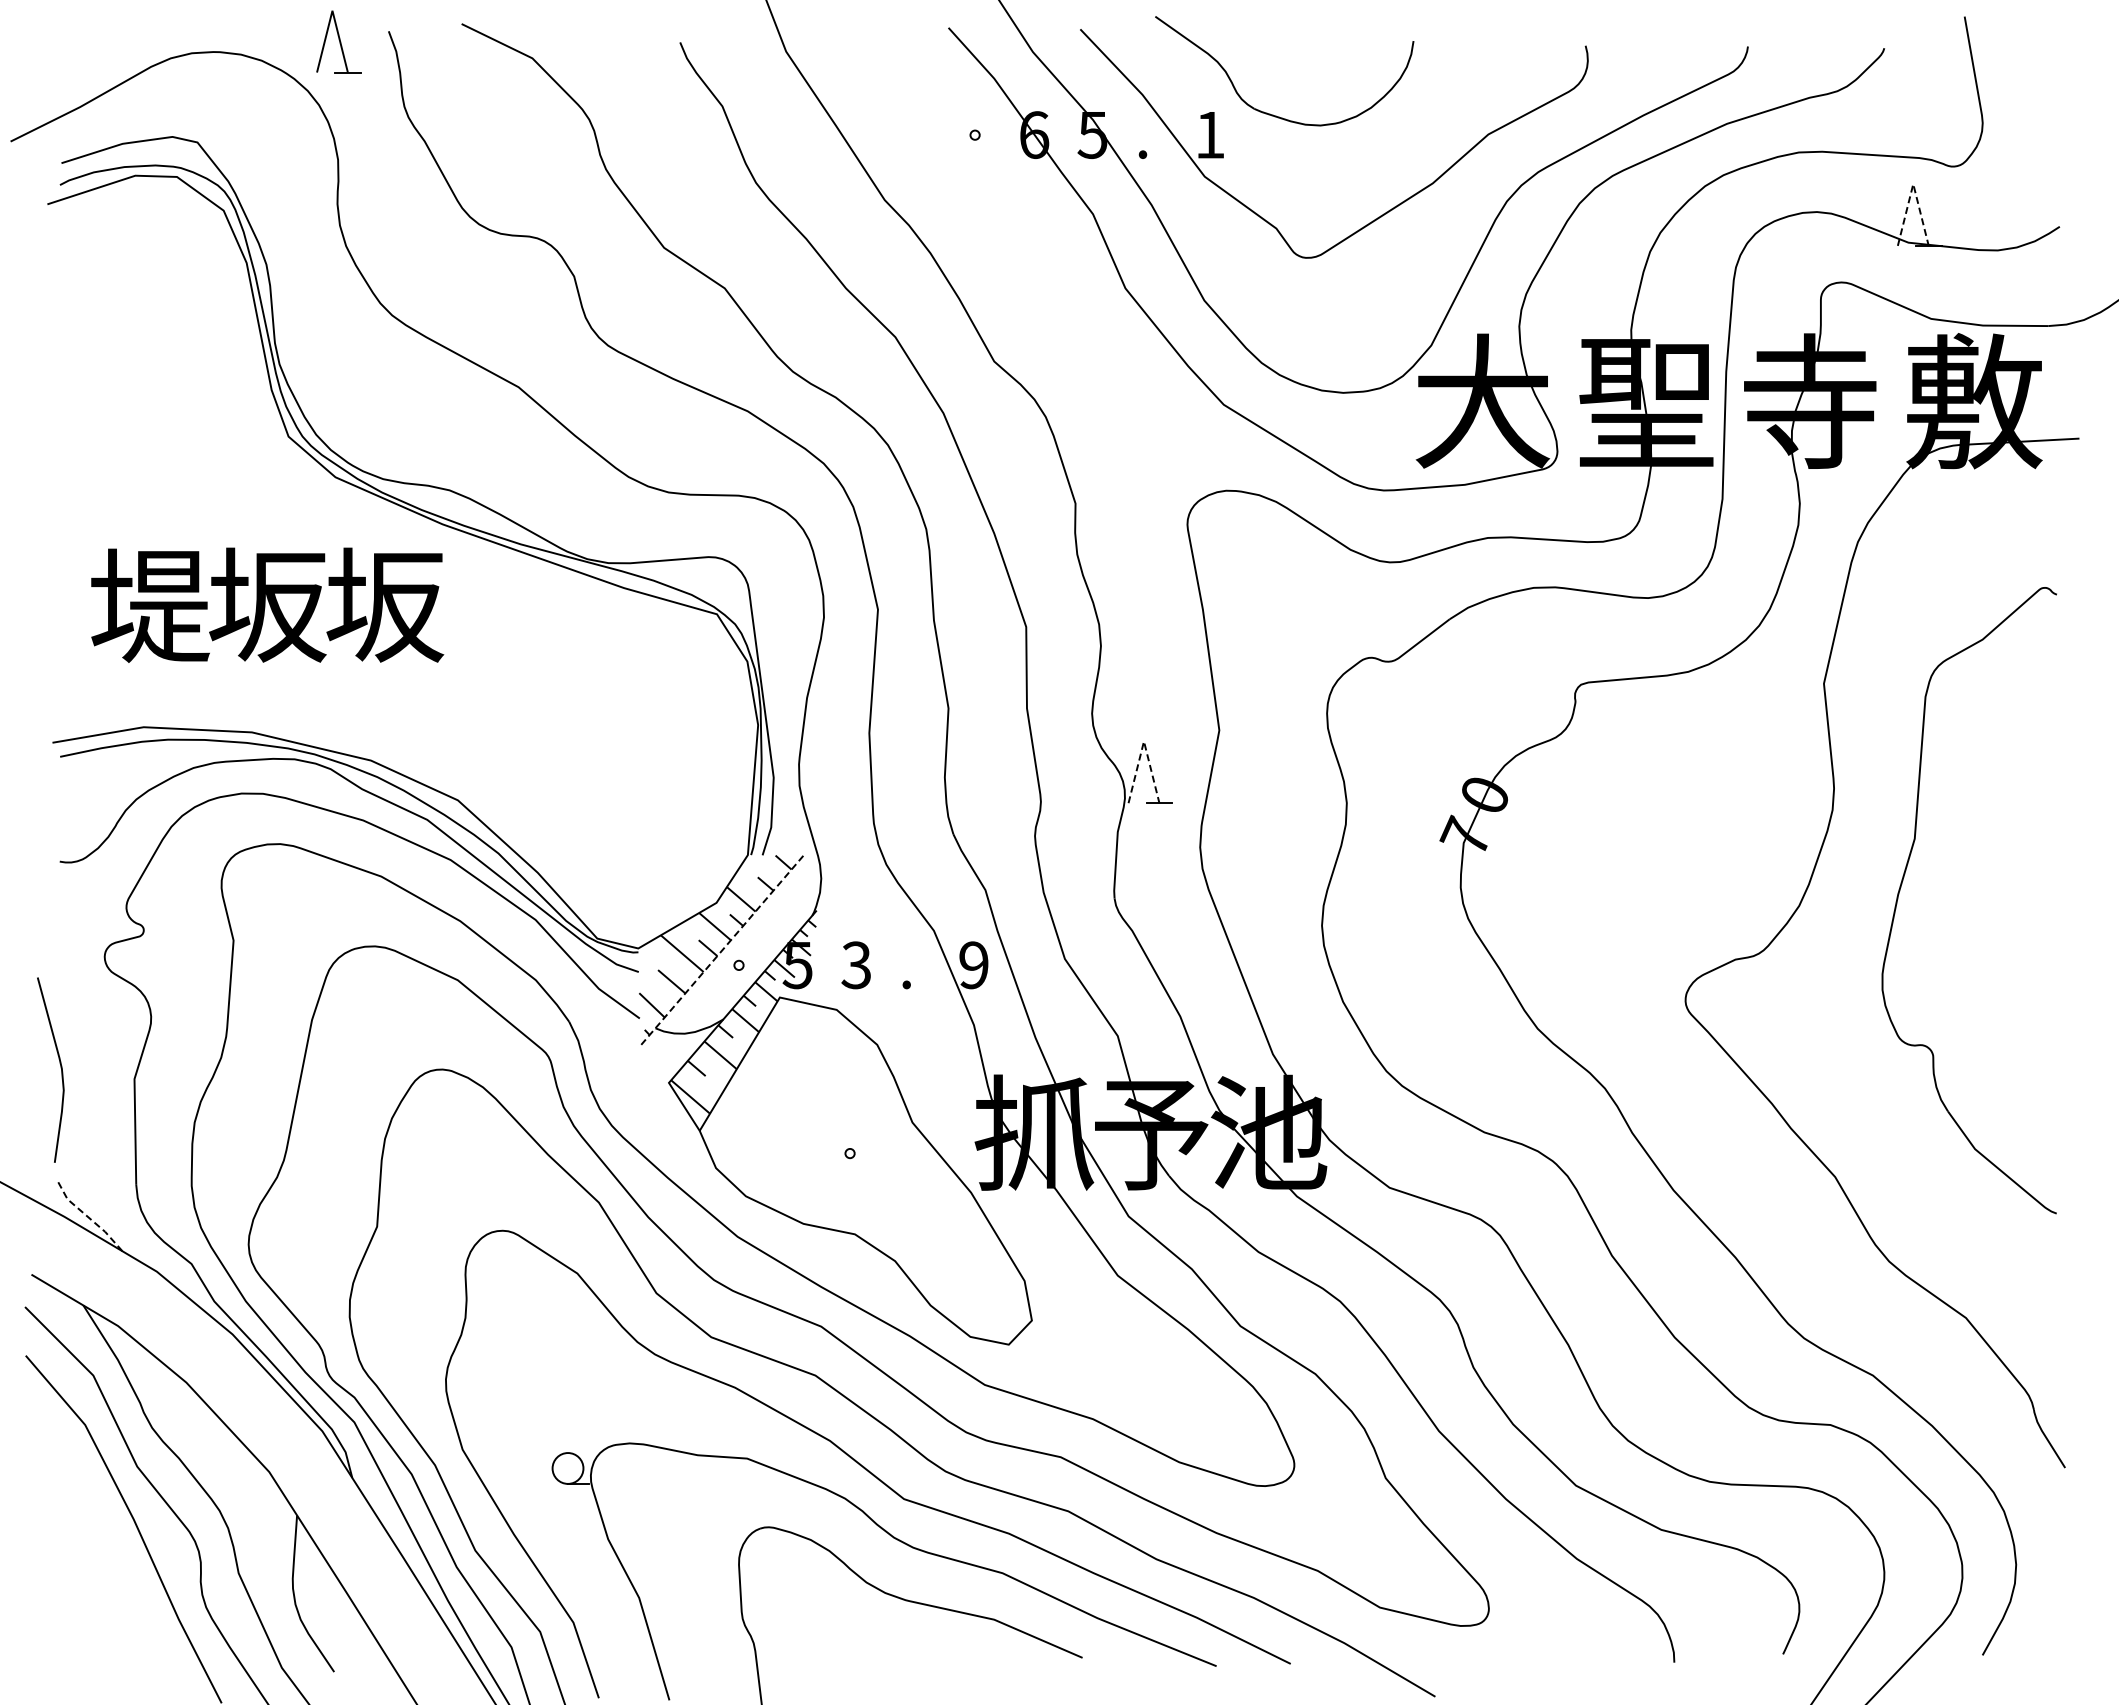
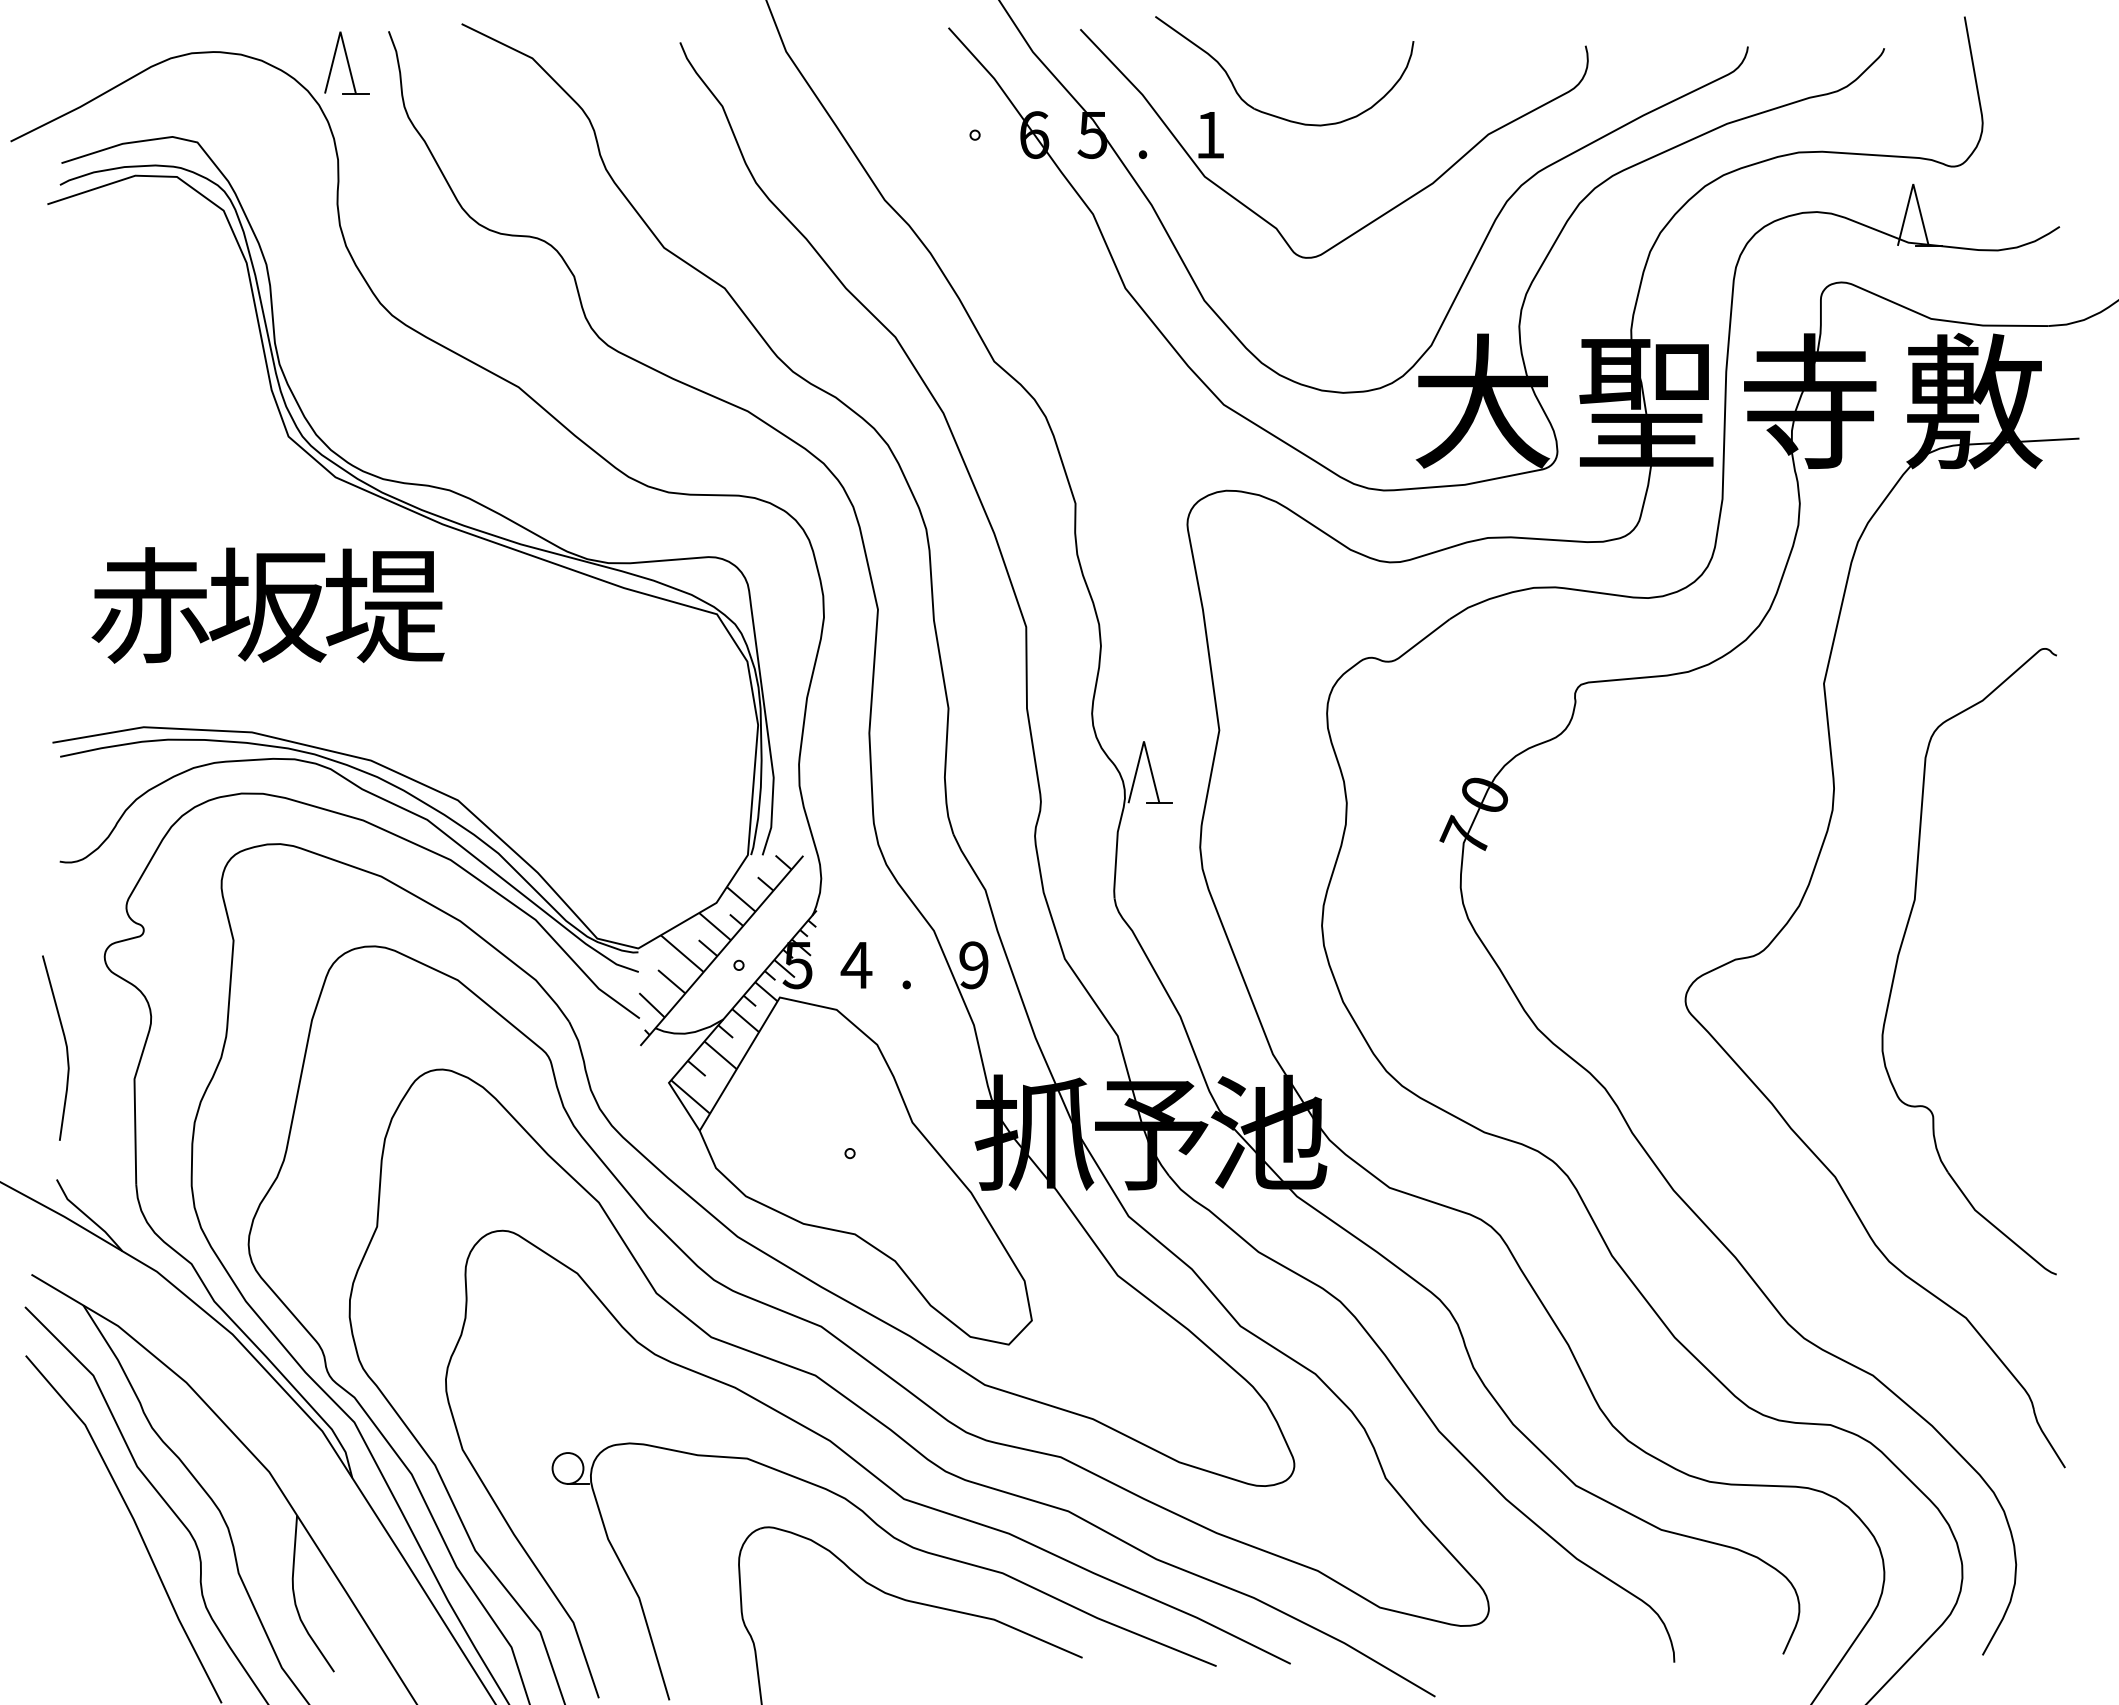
part position: (338, 41) -> (346, 62) (346, 62)
line: dashed -> solid (1913, 184)
text: 堤 -> 赤 (150, 605)
text: 坂 -> 堤 (385, 605)
line: dashed -> solid (1143, 741)
part position: (1902, 884) -> (1902, 945) (1902, 945)
line: dashed -> solid (721, 951)
text: 3 -> 4 (856, 965)
curve position: (60, 1068) -> (65, 1046) (65, 1046)
line: dashed -> solid (87, 1216)
